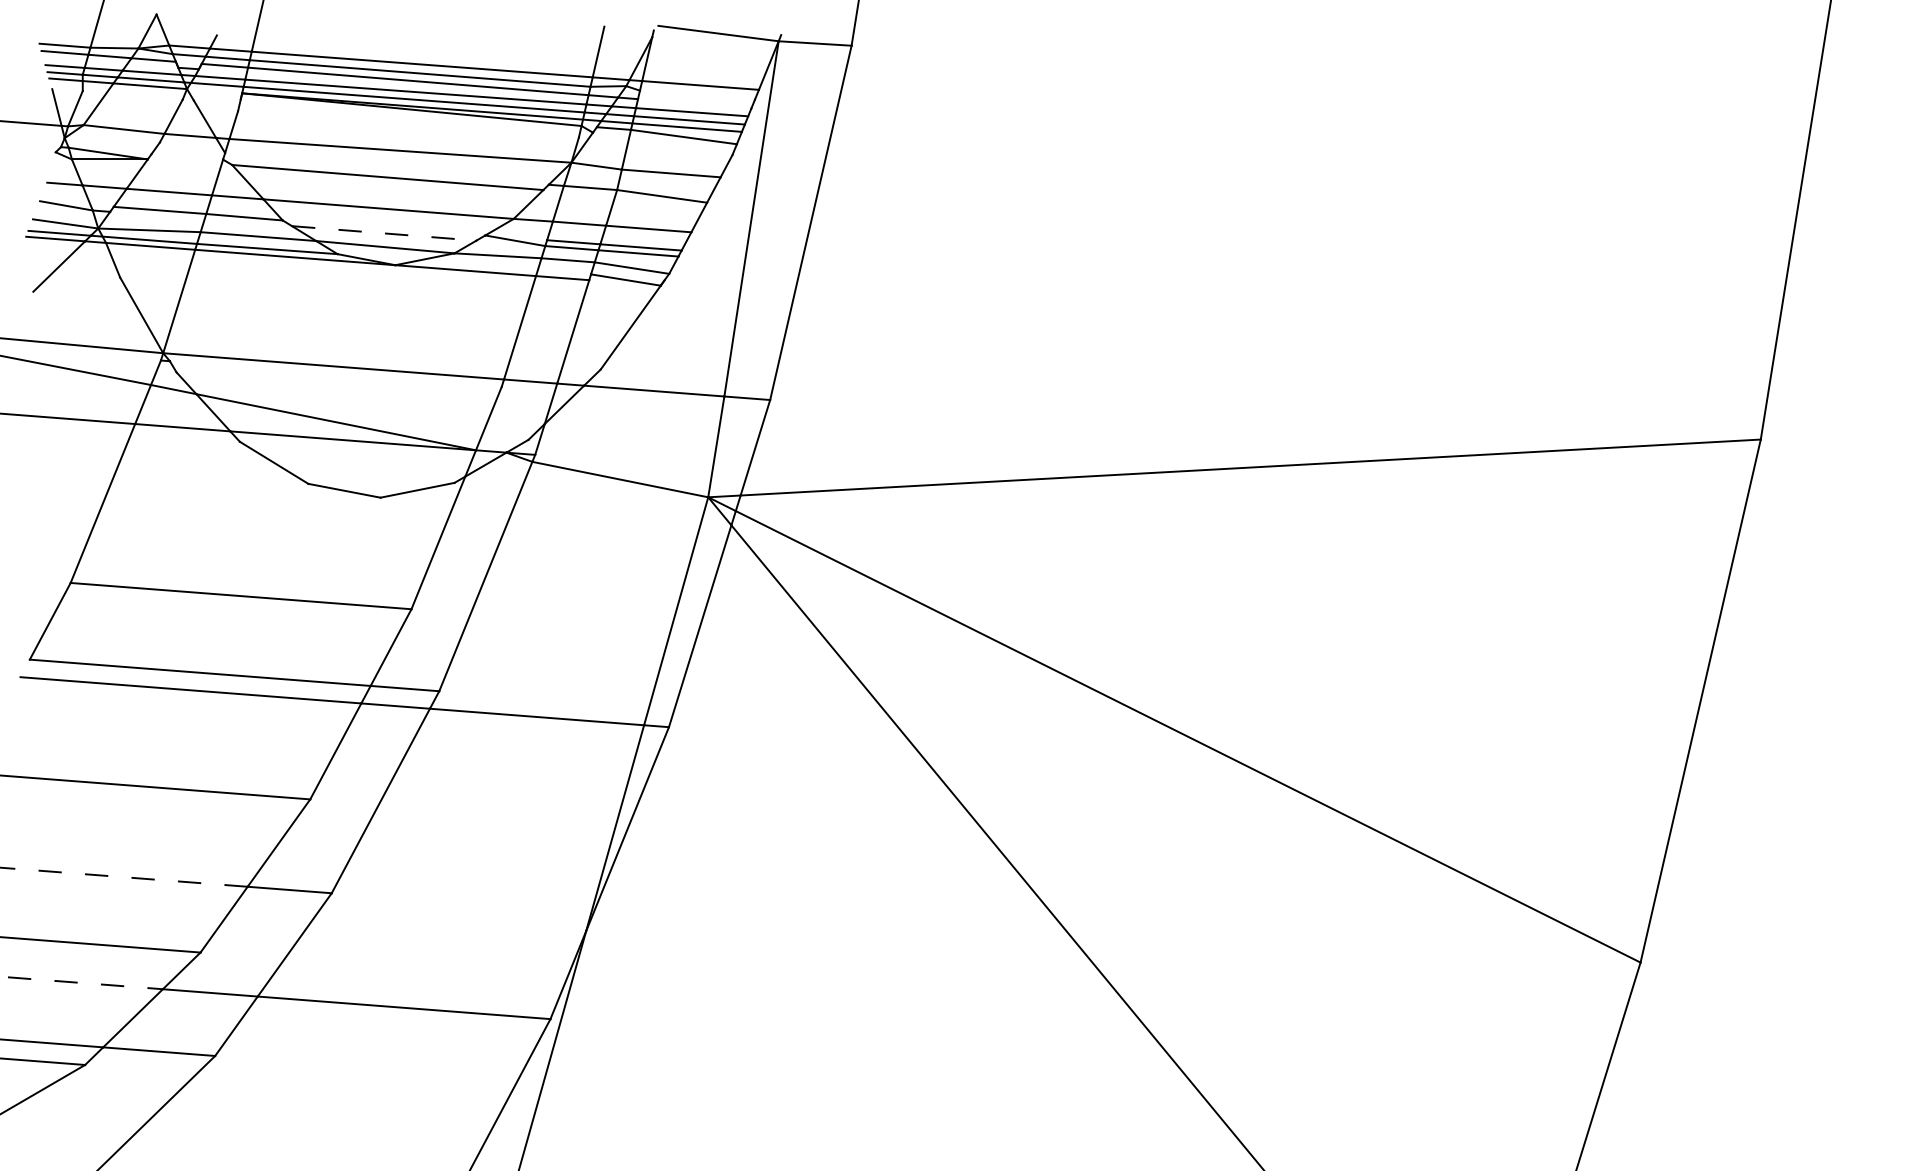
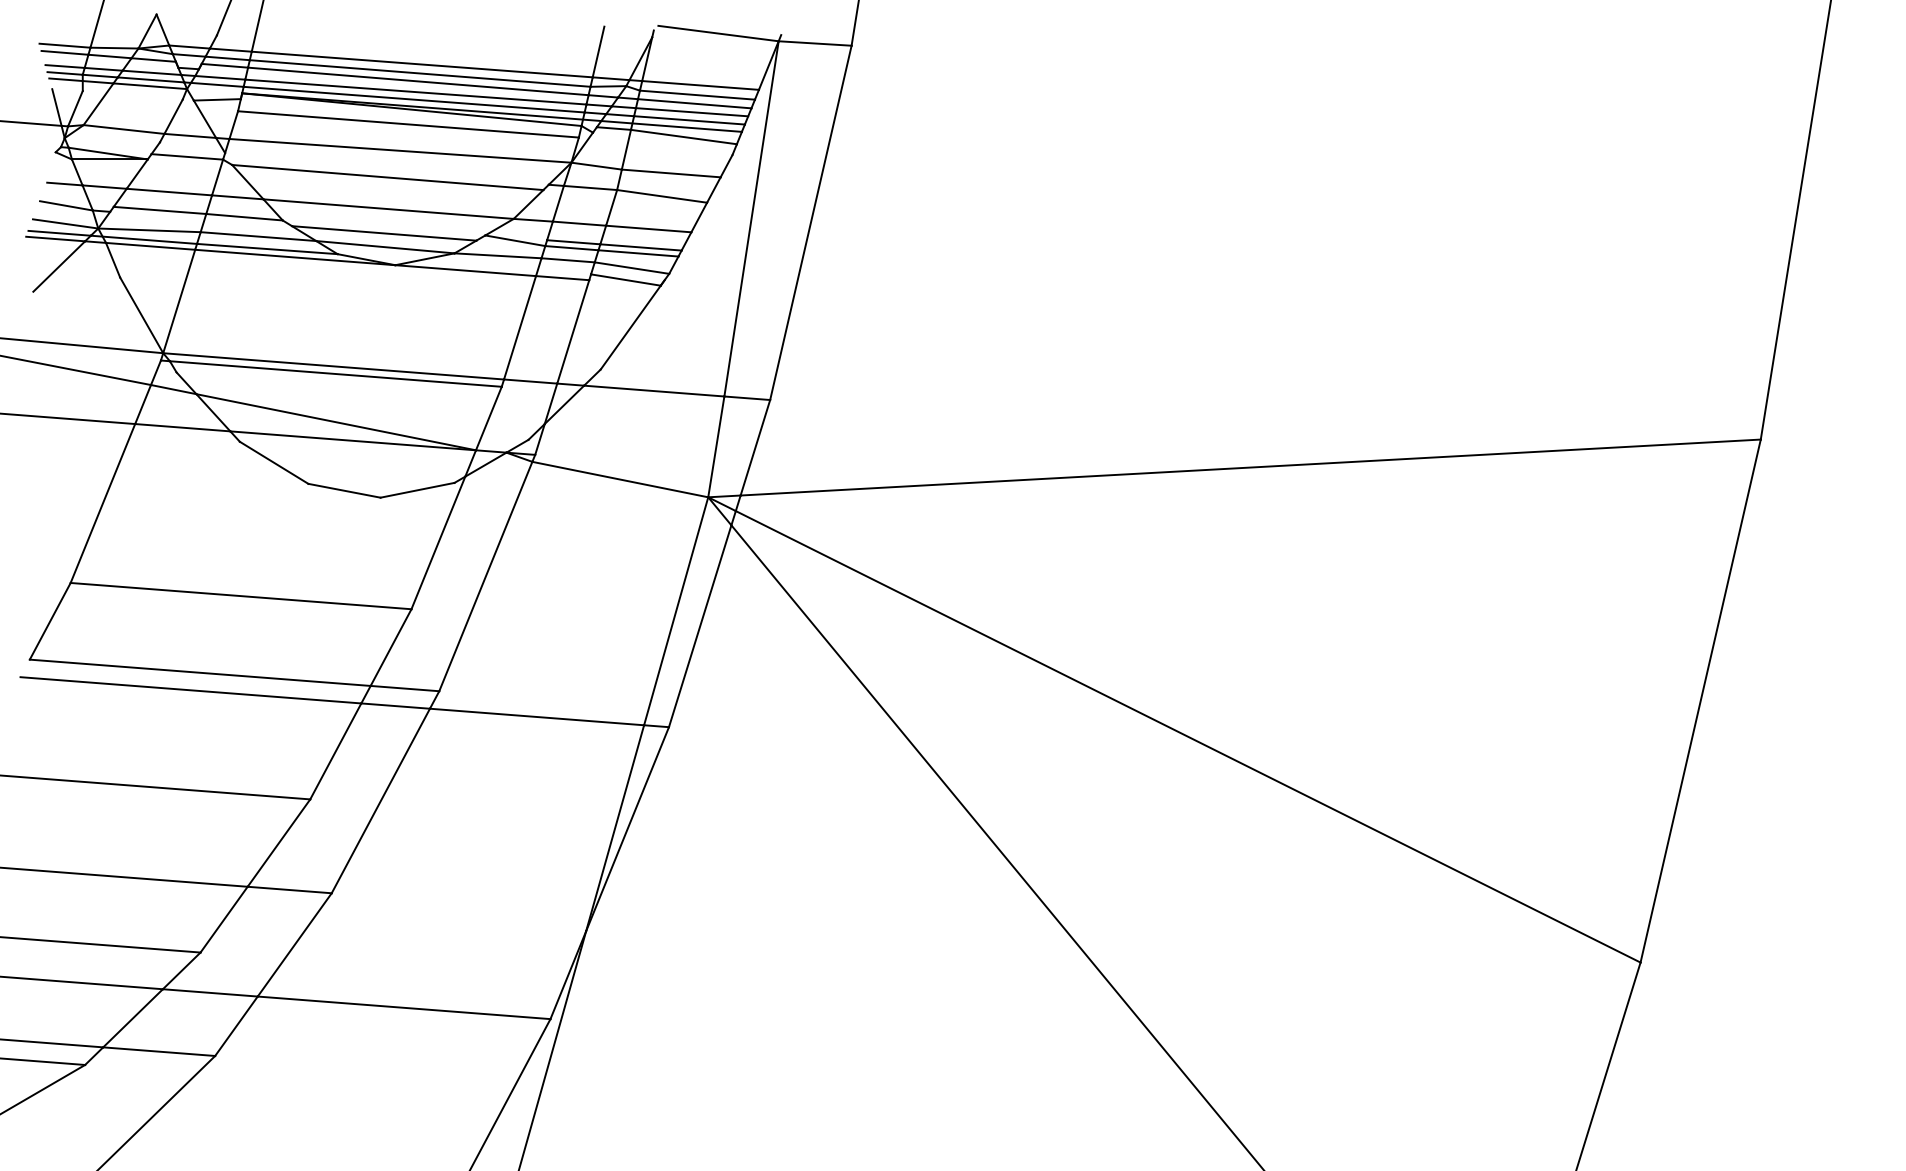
line: none -> present (223, 18)
line: none -> present (696, 94)
line: none -> present (216, 99)
line: none -> present (694, 103)
line: none -> present (408, 124)
line: none -> present (187, 156)
line: dashed -> solid (384, 233)
line: none -> present (335, 373)
line: dashed -> solid (124, 877)
line: dashed -> solid (82, 983)
